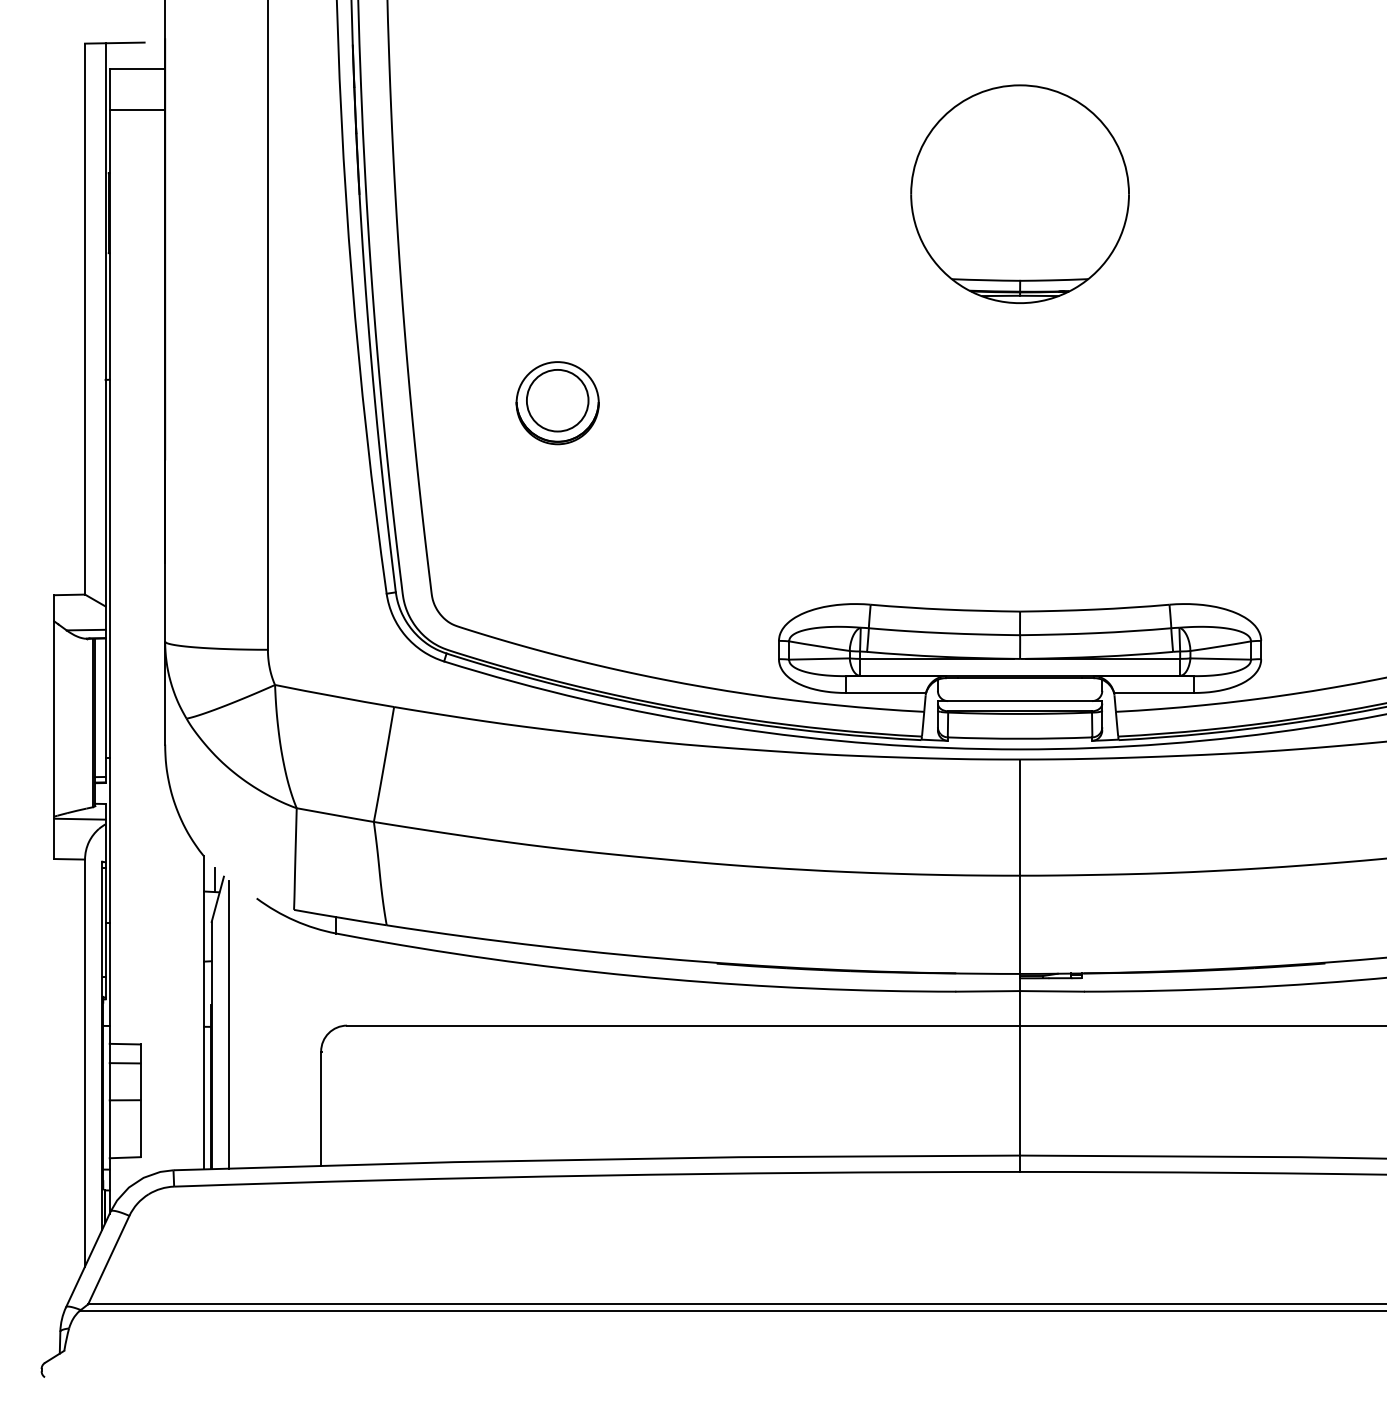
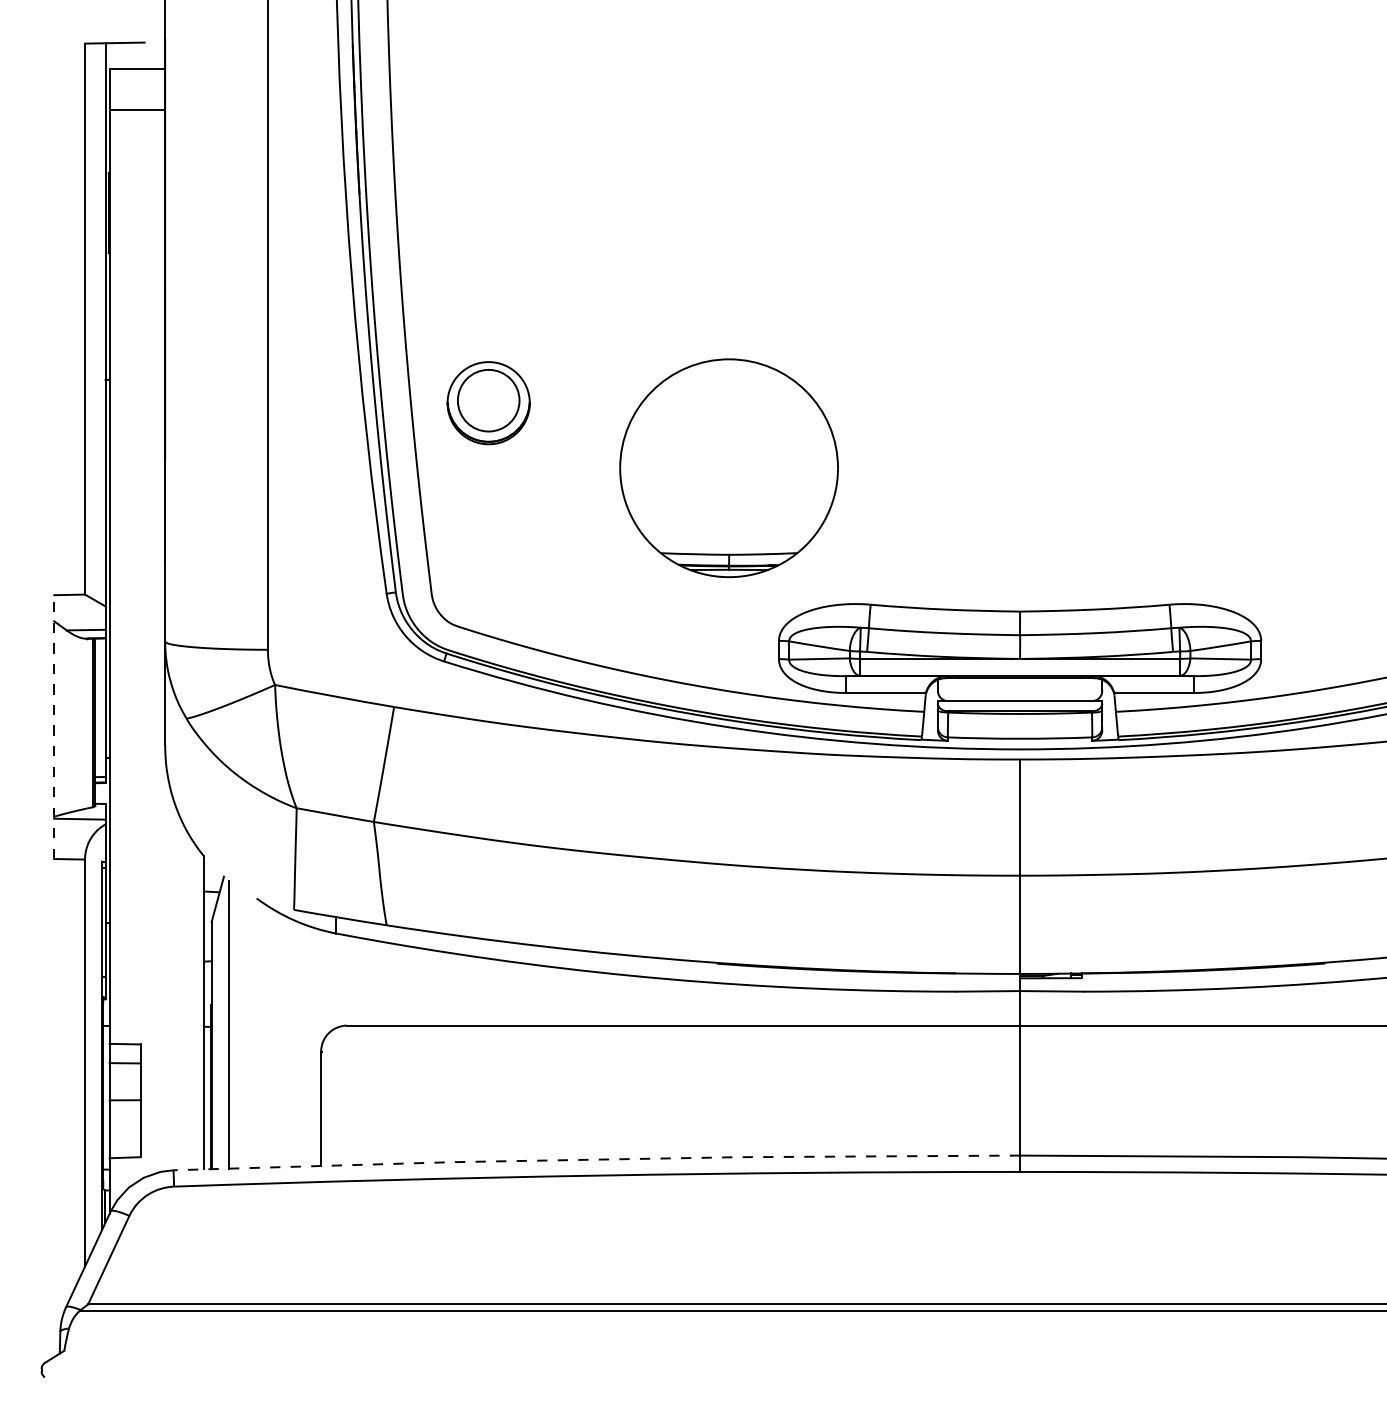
part position: (1019, 193) -> (728, 467) (728, 467)
part position: (557, 403) -> (488, 403) (488, 403)
line: solid -> dashed (54, 727)
line: present -> none (214, 879)
line: solid -> dashed (596, 1159)
